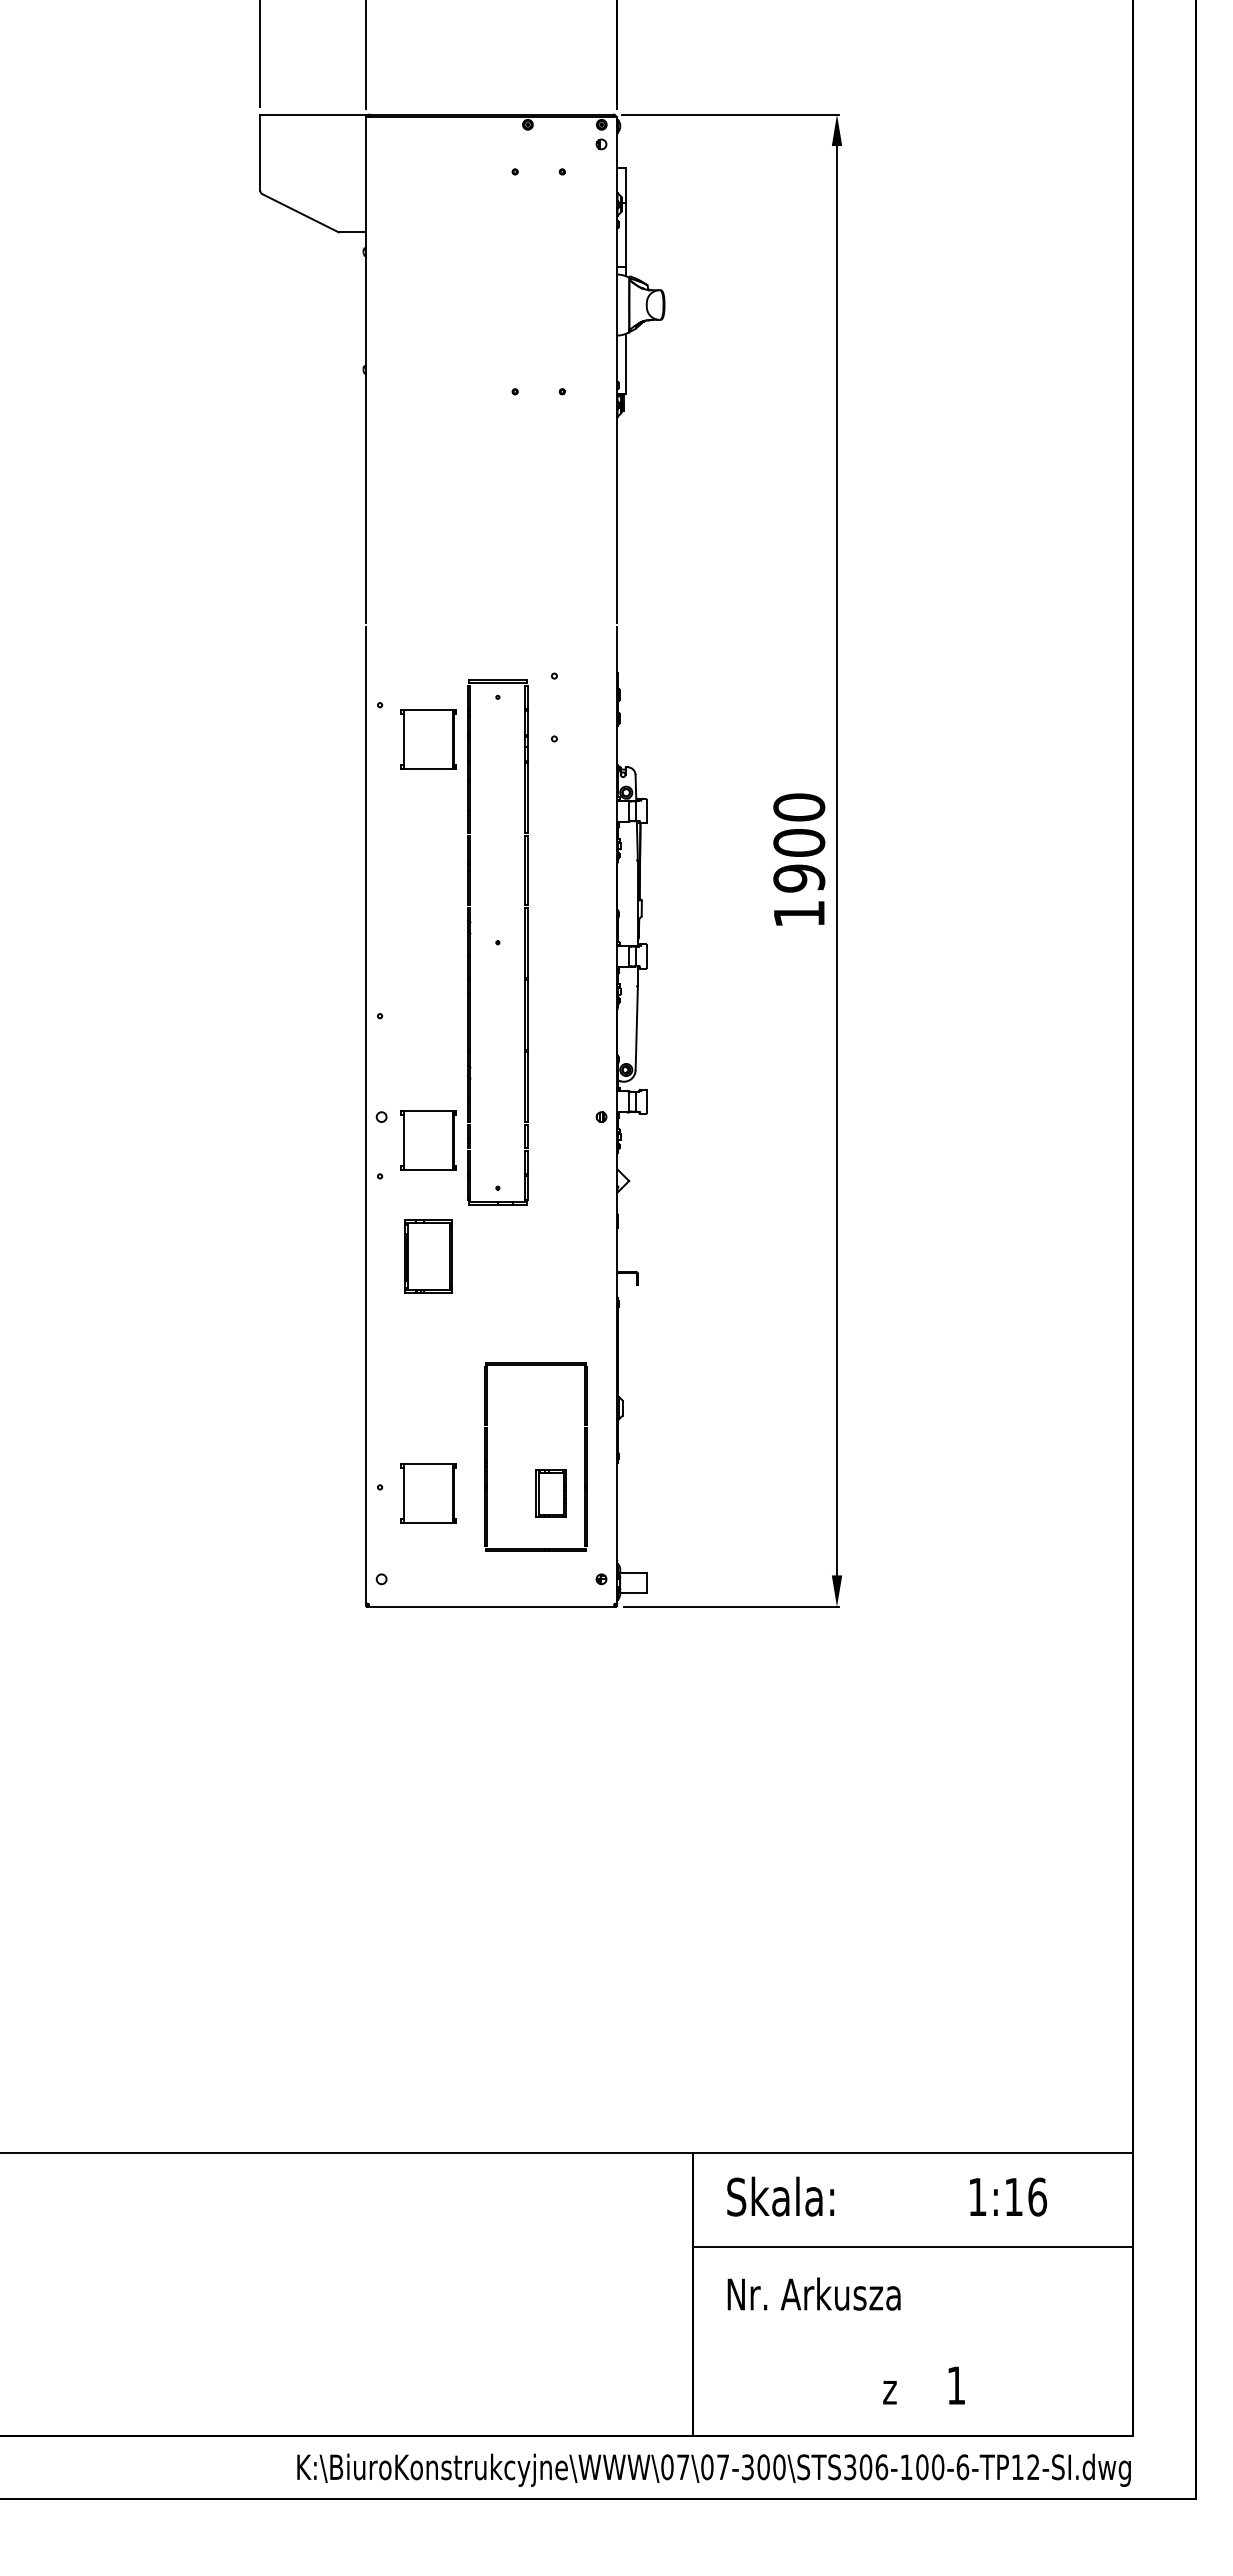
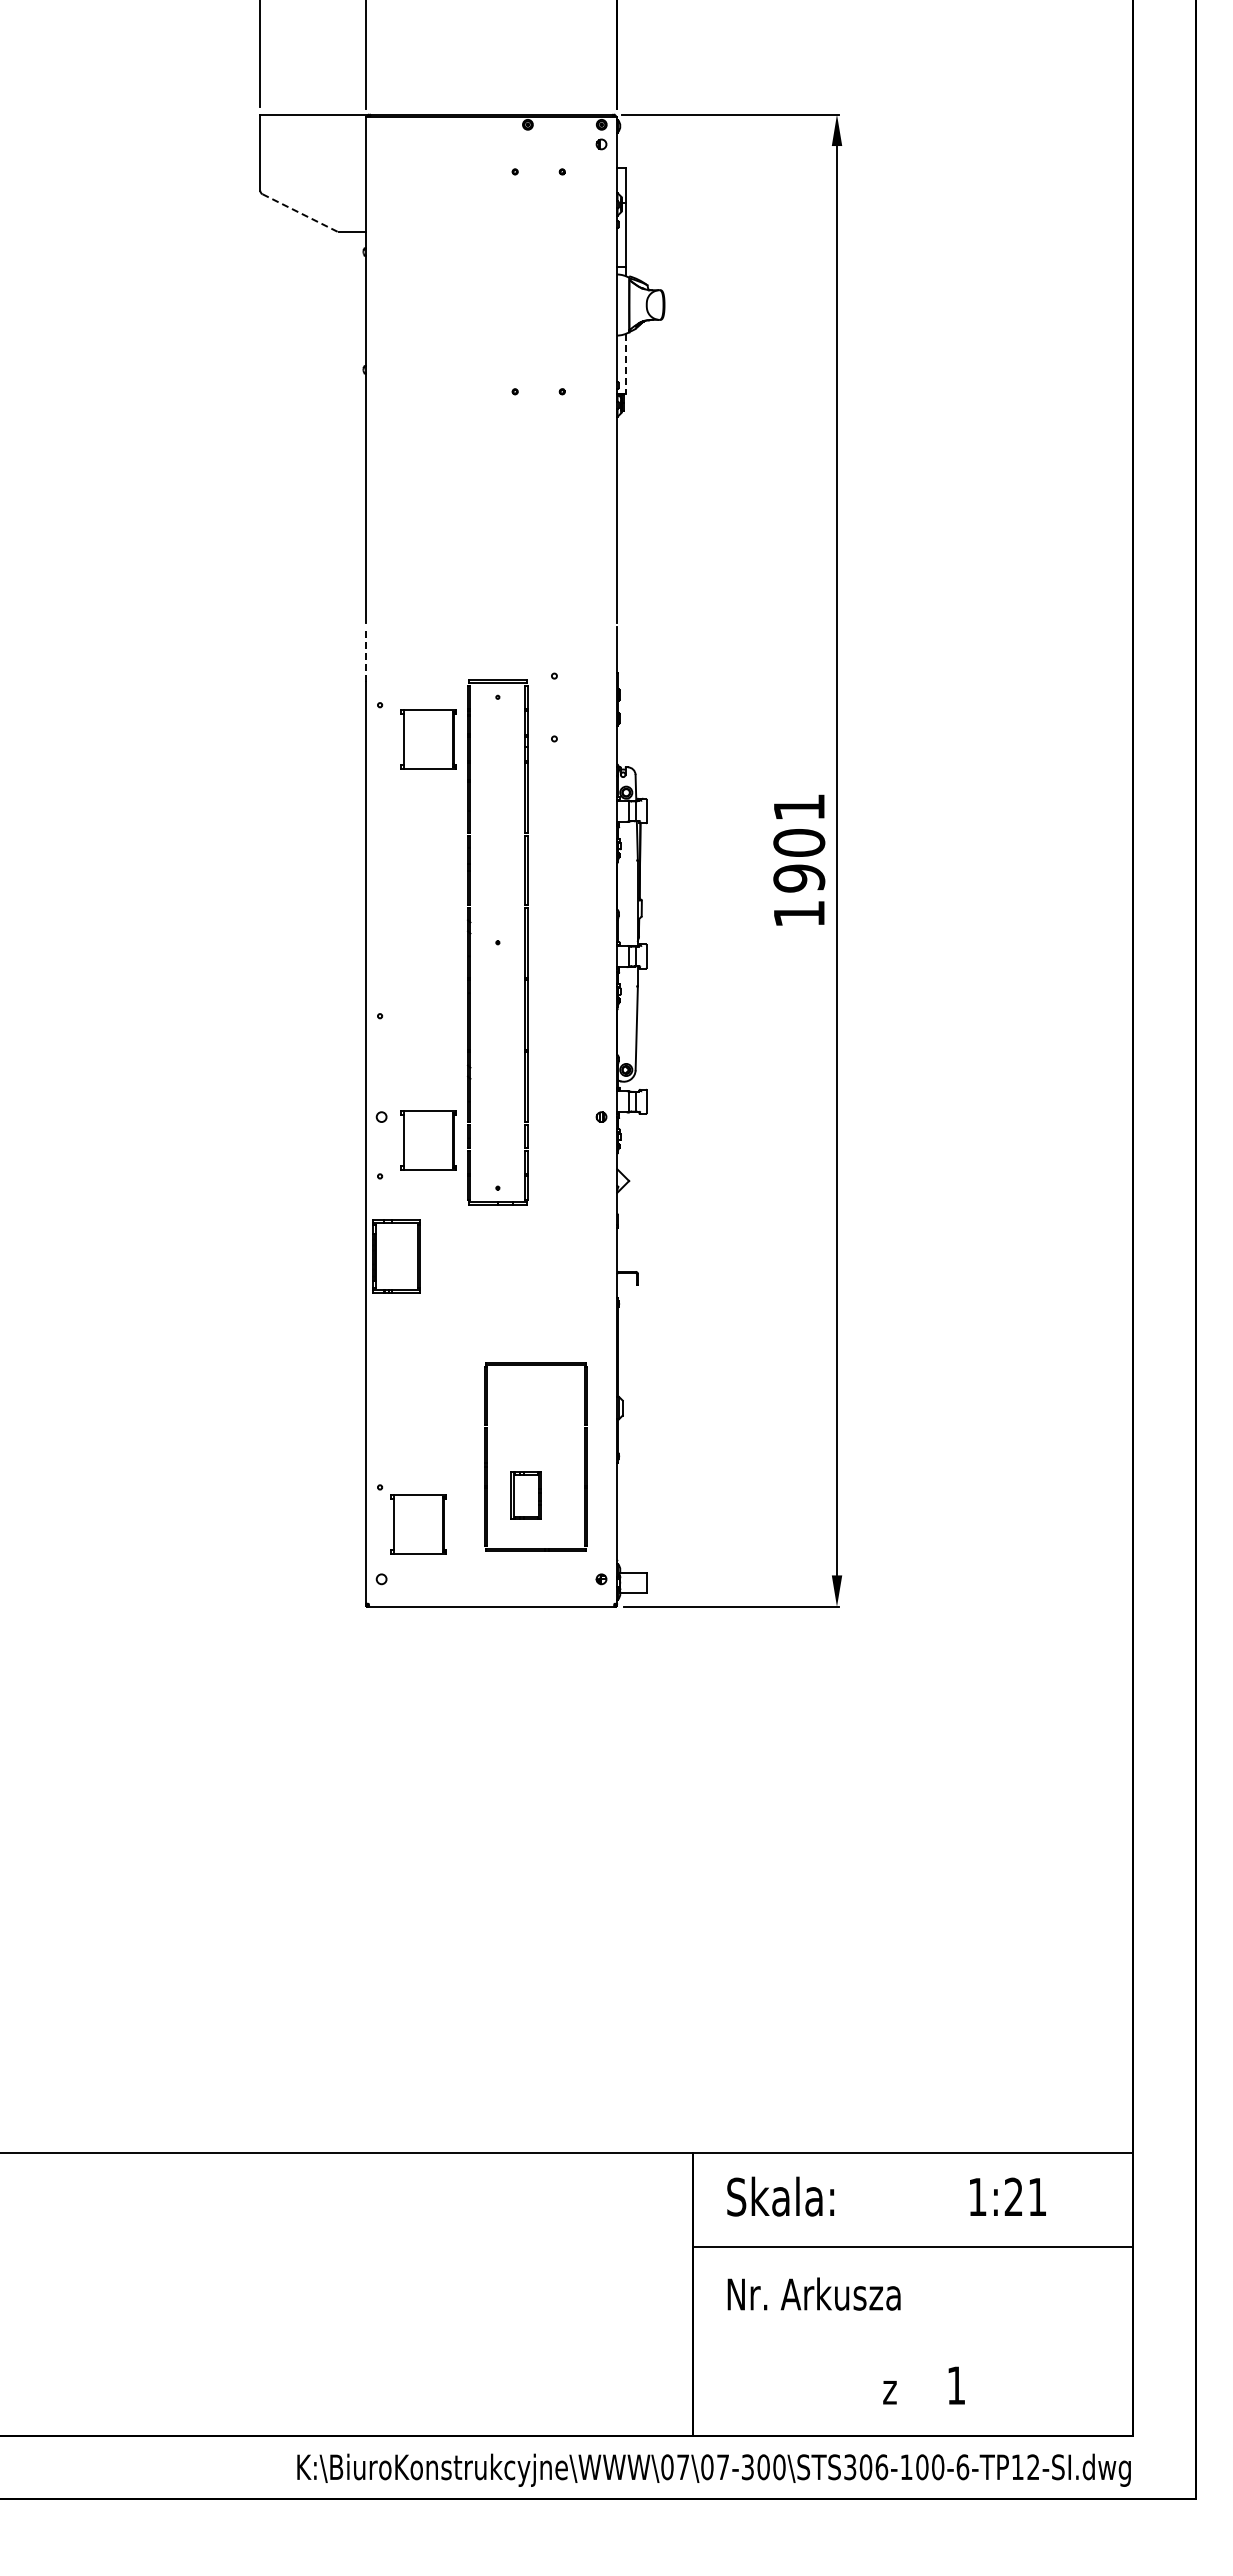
line: solid -> dashed (300, 213)
line: solid -> dashed (625, 364)
line: solid -> dashed (365, 654)
text: 1900 -> 1901 (799, 807)
part position: (428, 1256) -> (396, 1256) (396, 1256)
part position: (428, 1493) -> (418, 1524) (418, 1524)
part position: (550, 1493) -> (525, 1495) (525, 1495)
text: 1:16 -> 1:21 (1025, 2196)
